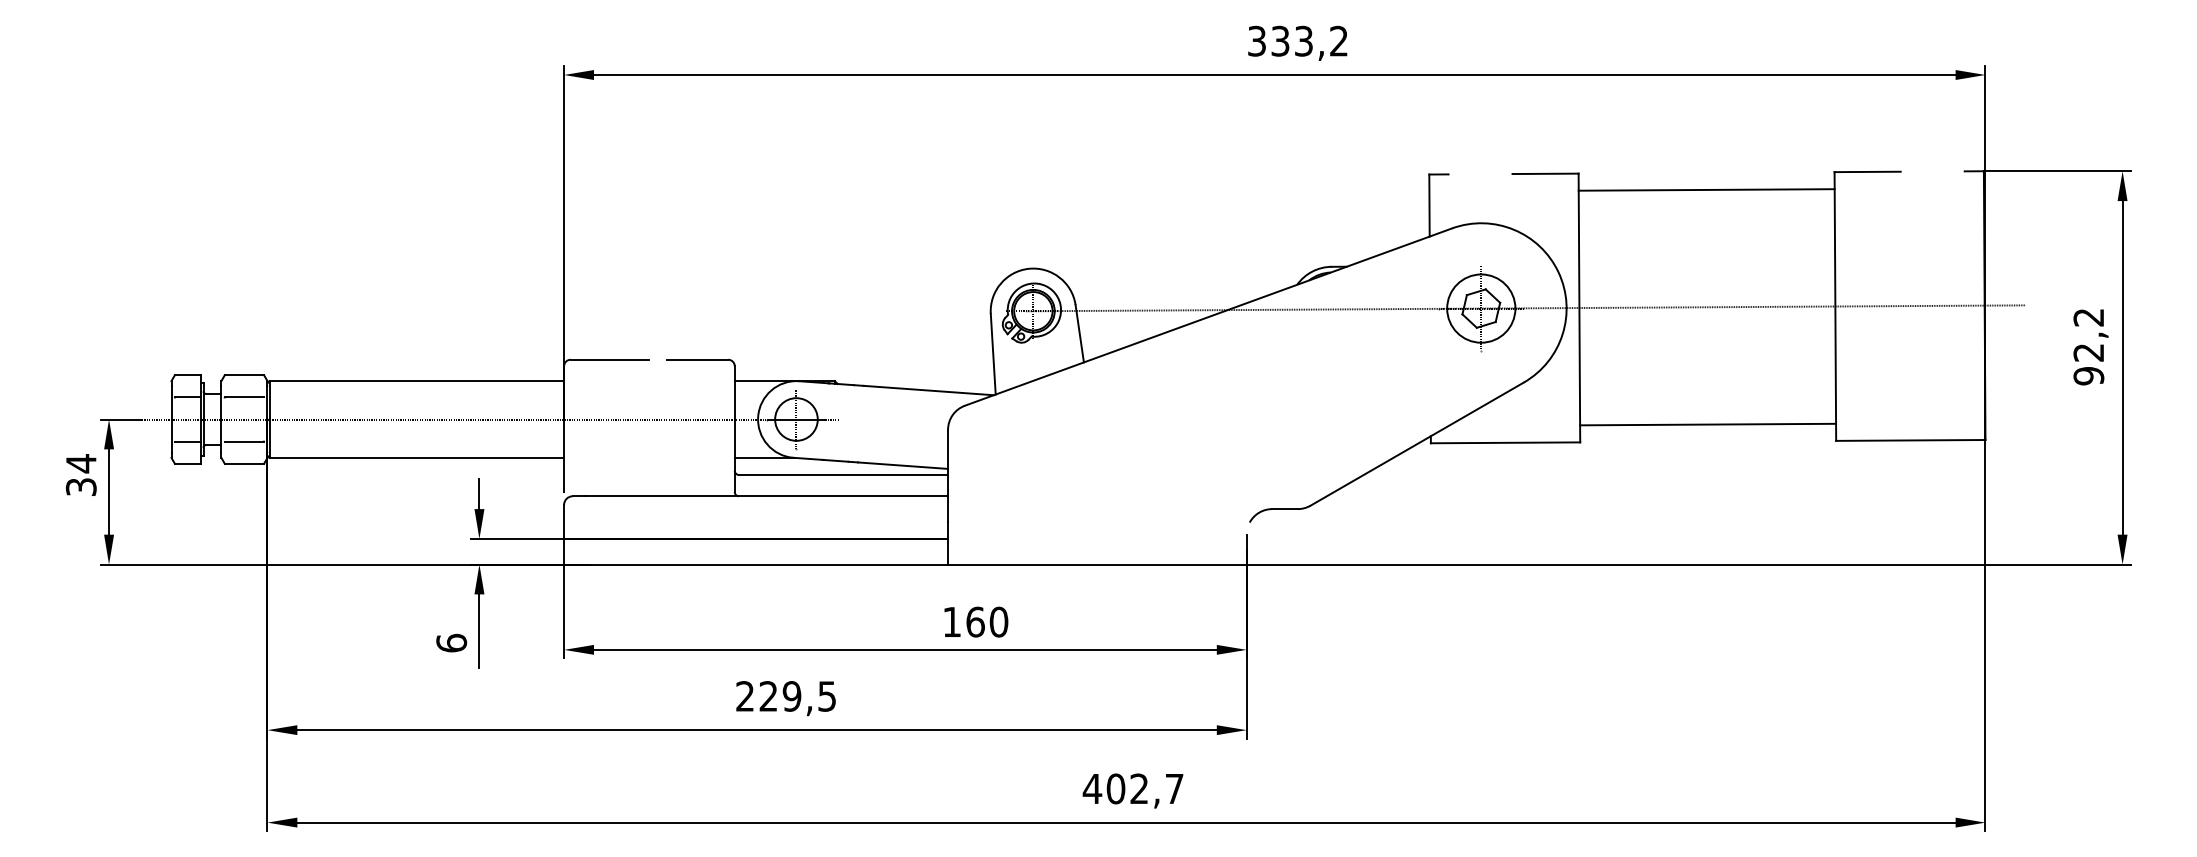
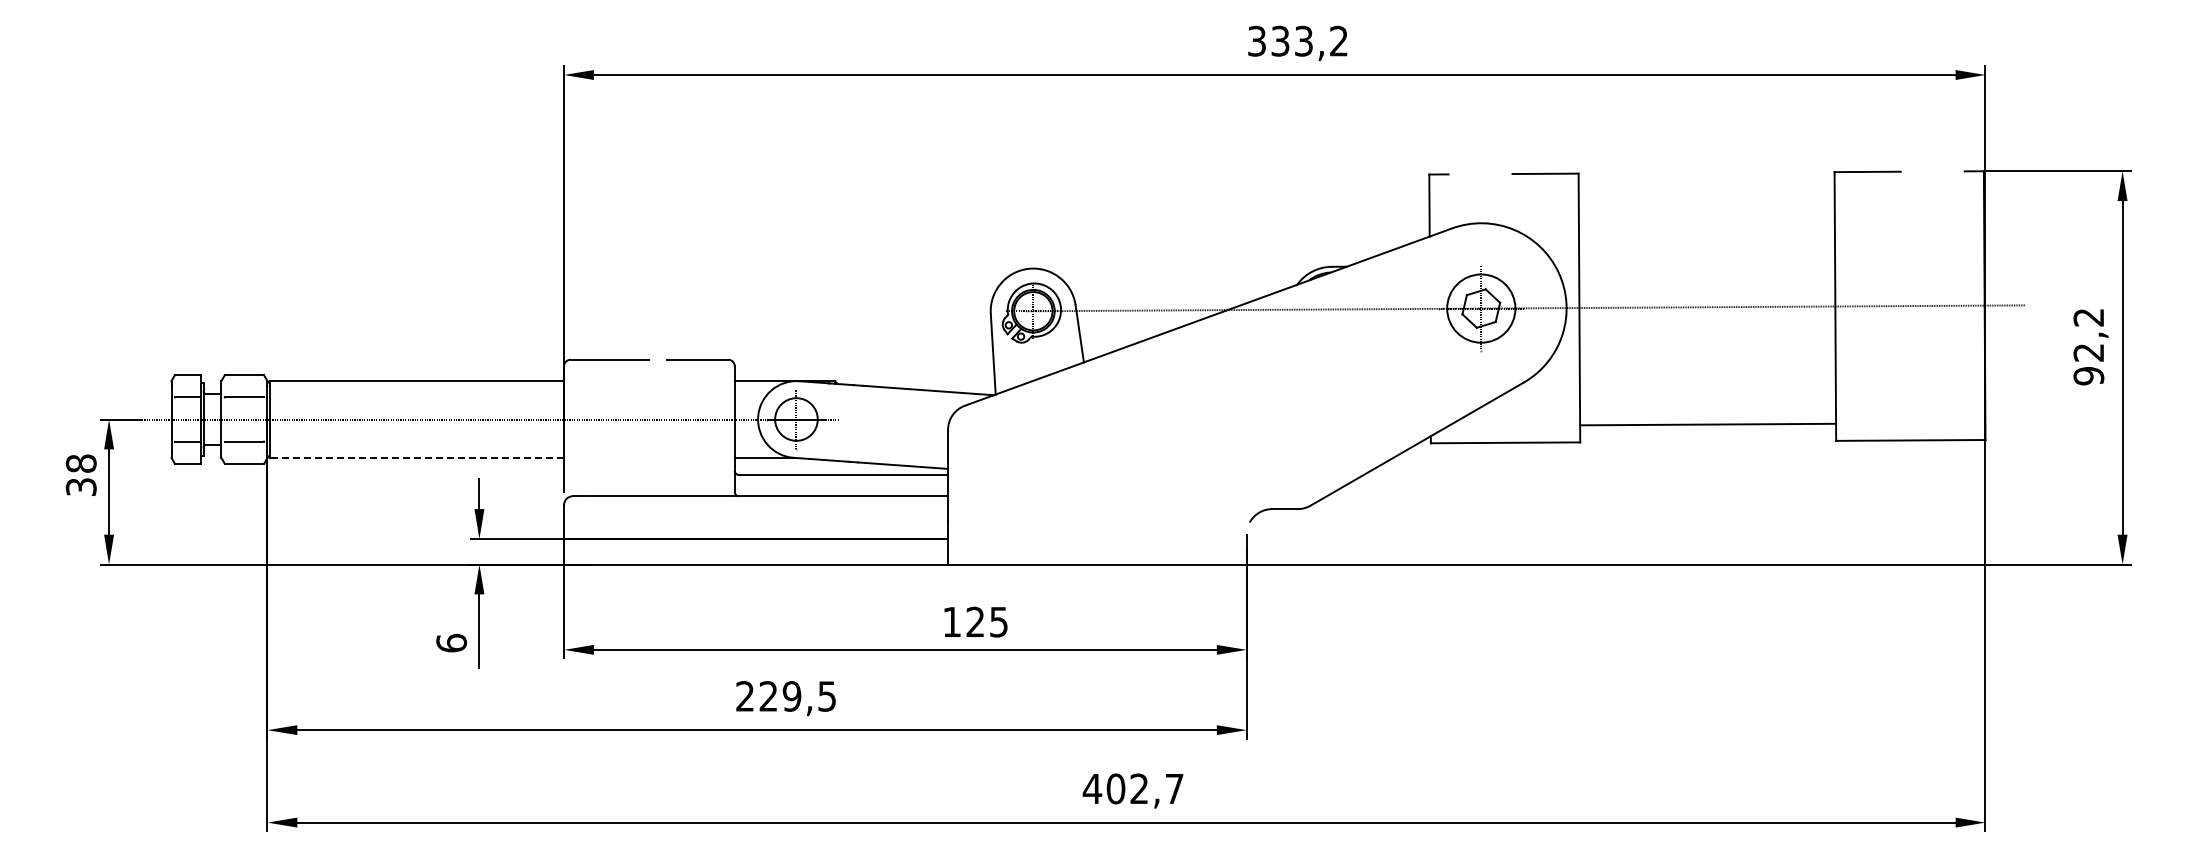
line: present -> none (1706, 189)
line: solid -> dashed (416, 457)
text: 34 -> 38 (80, 463)
text: 160 -> 125 (987, 621)
